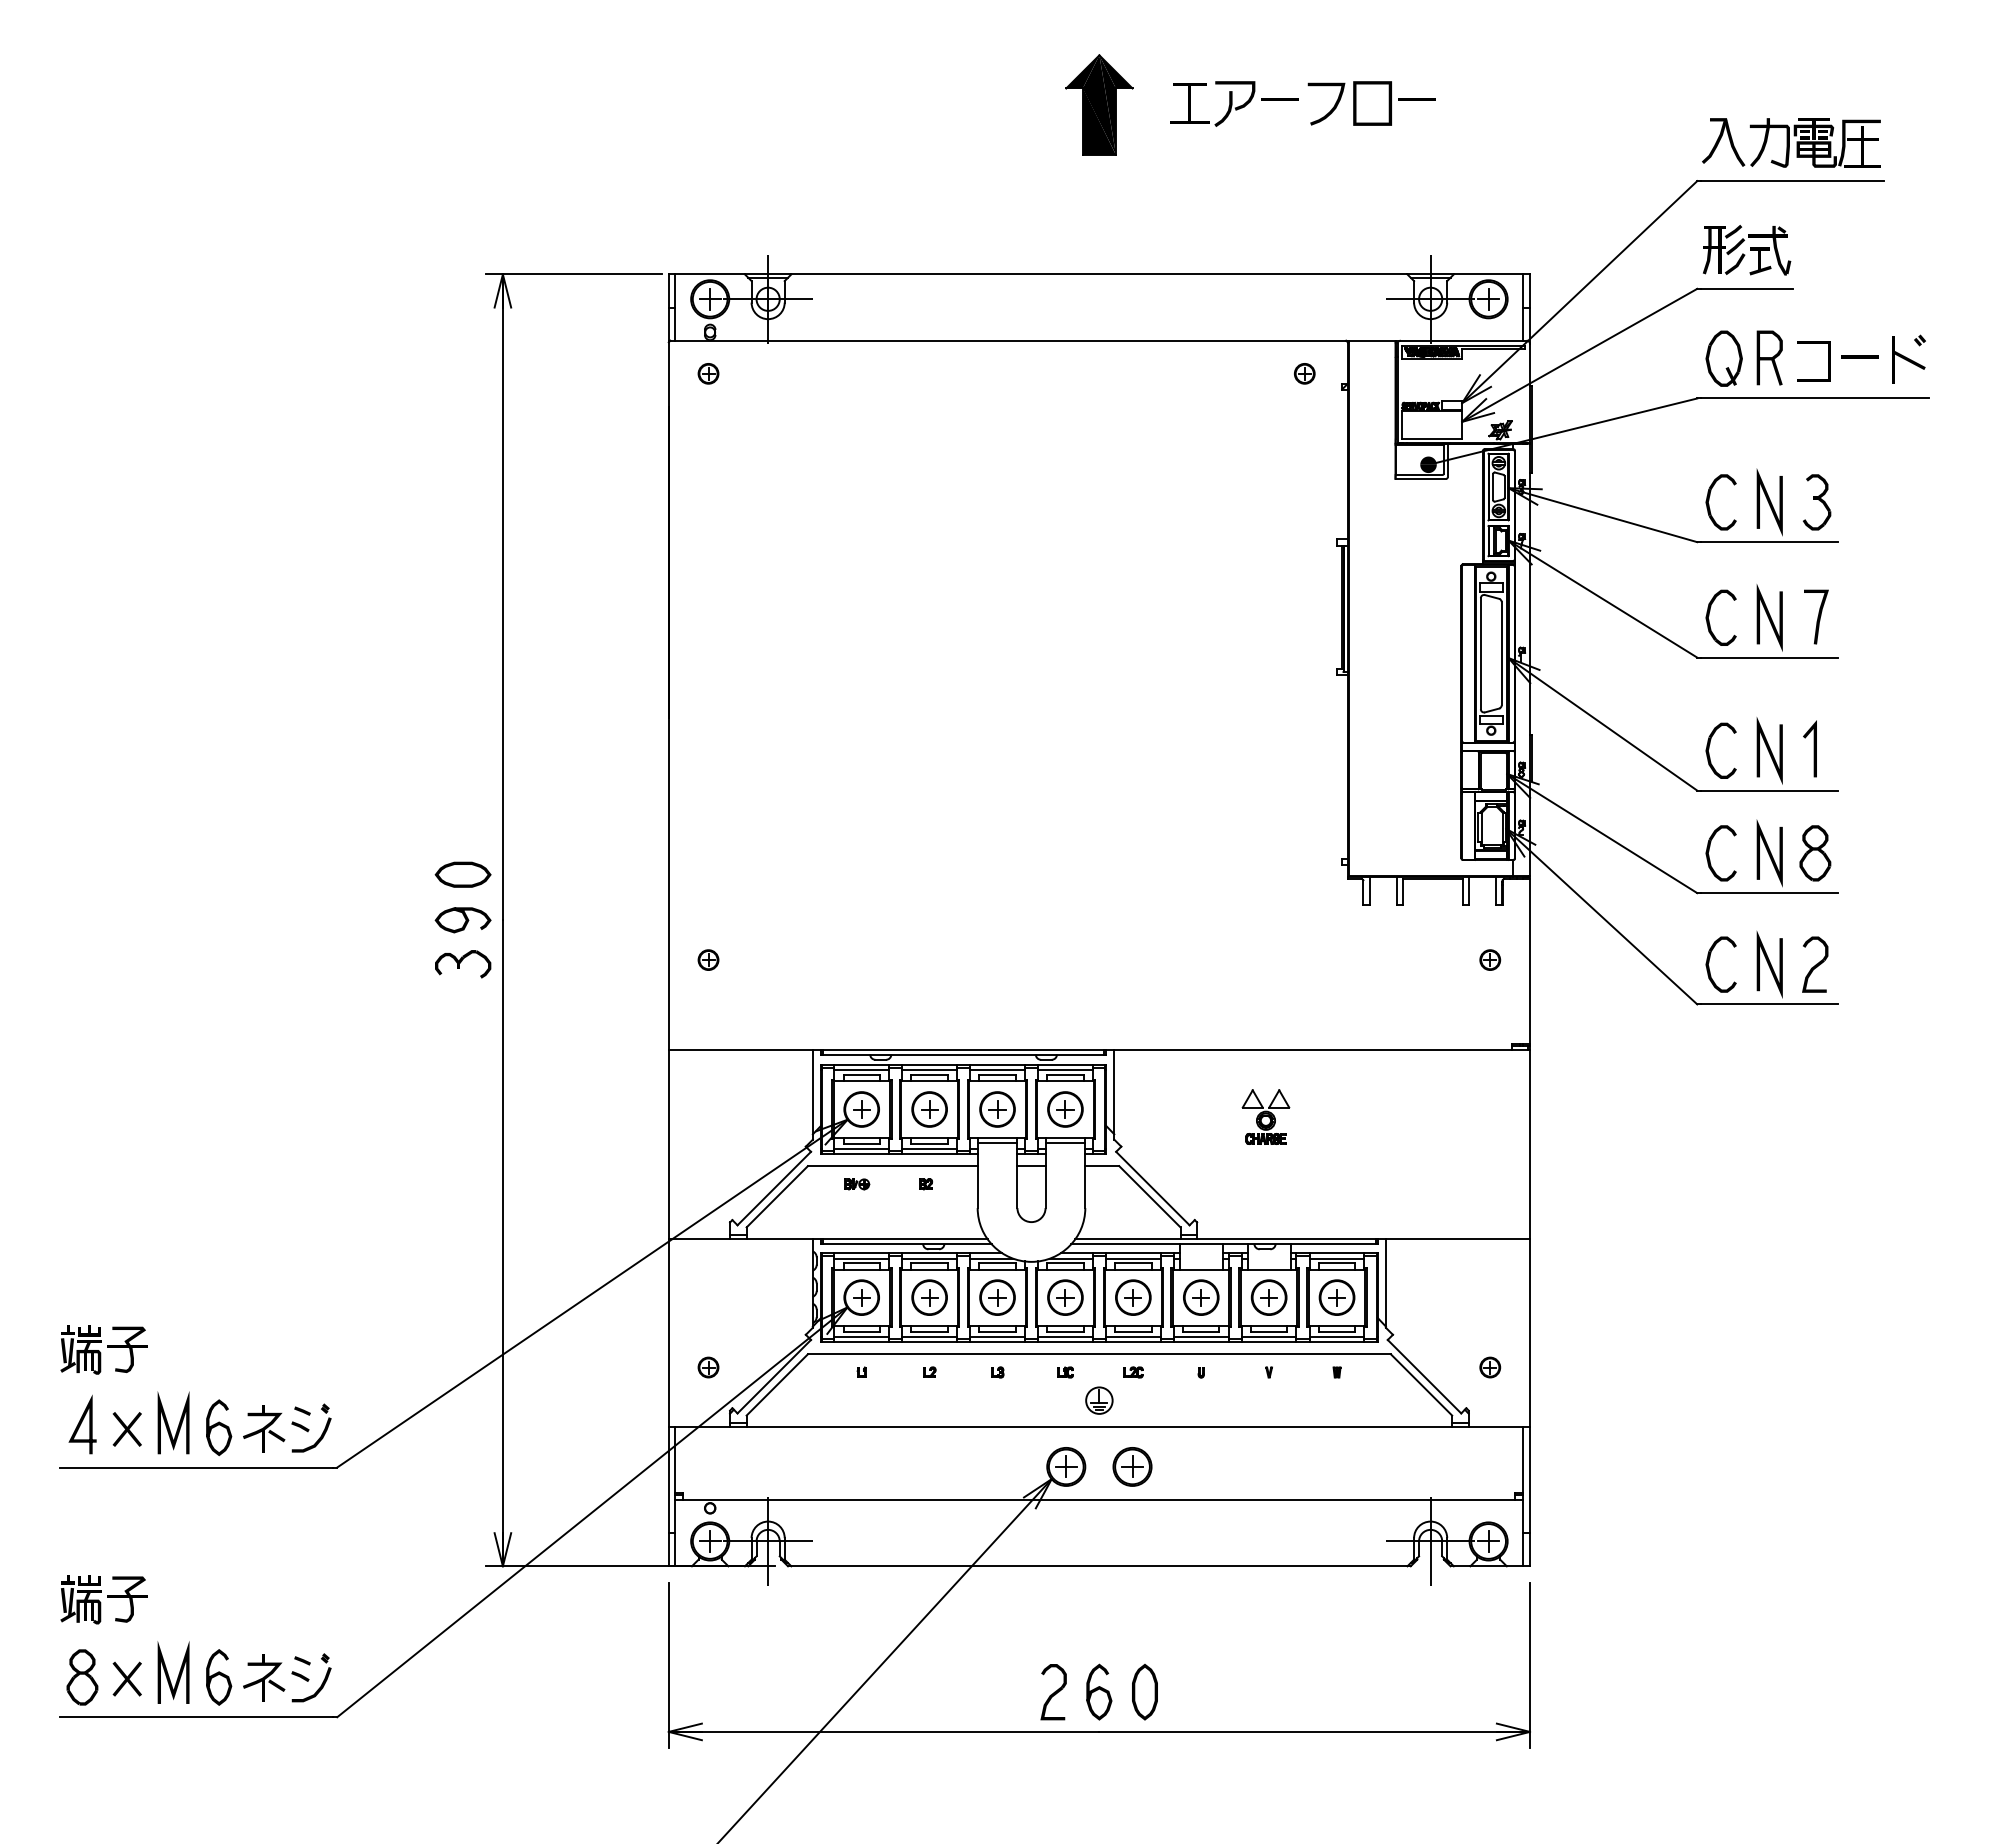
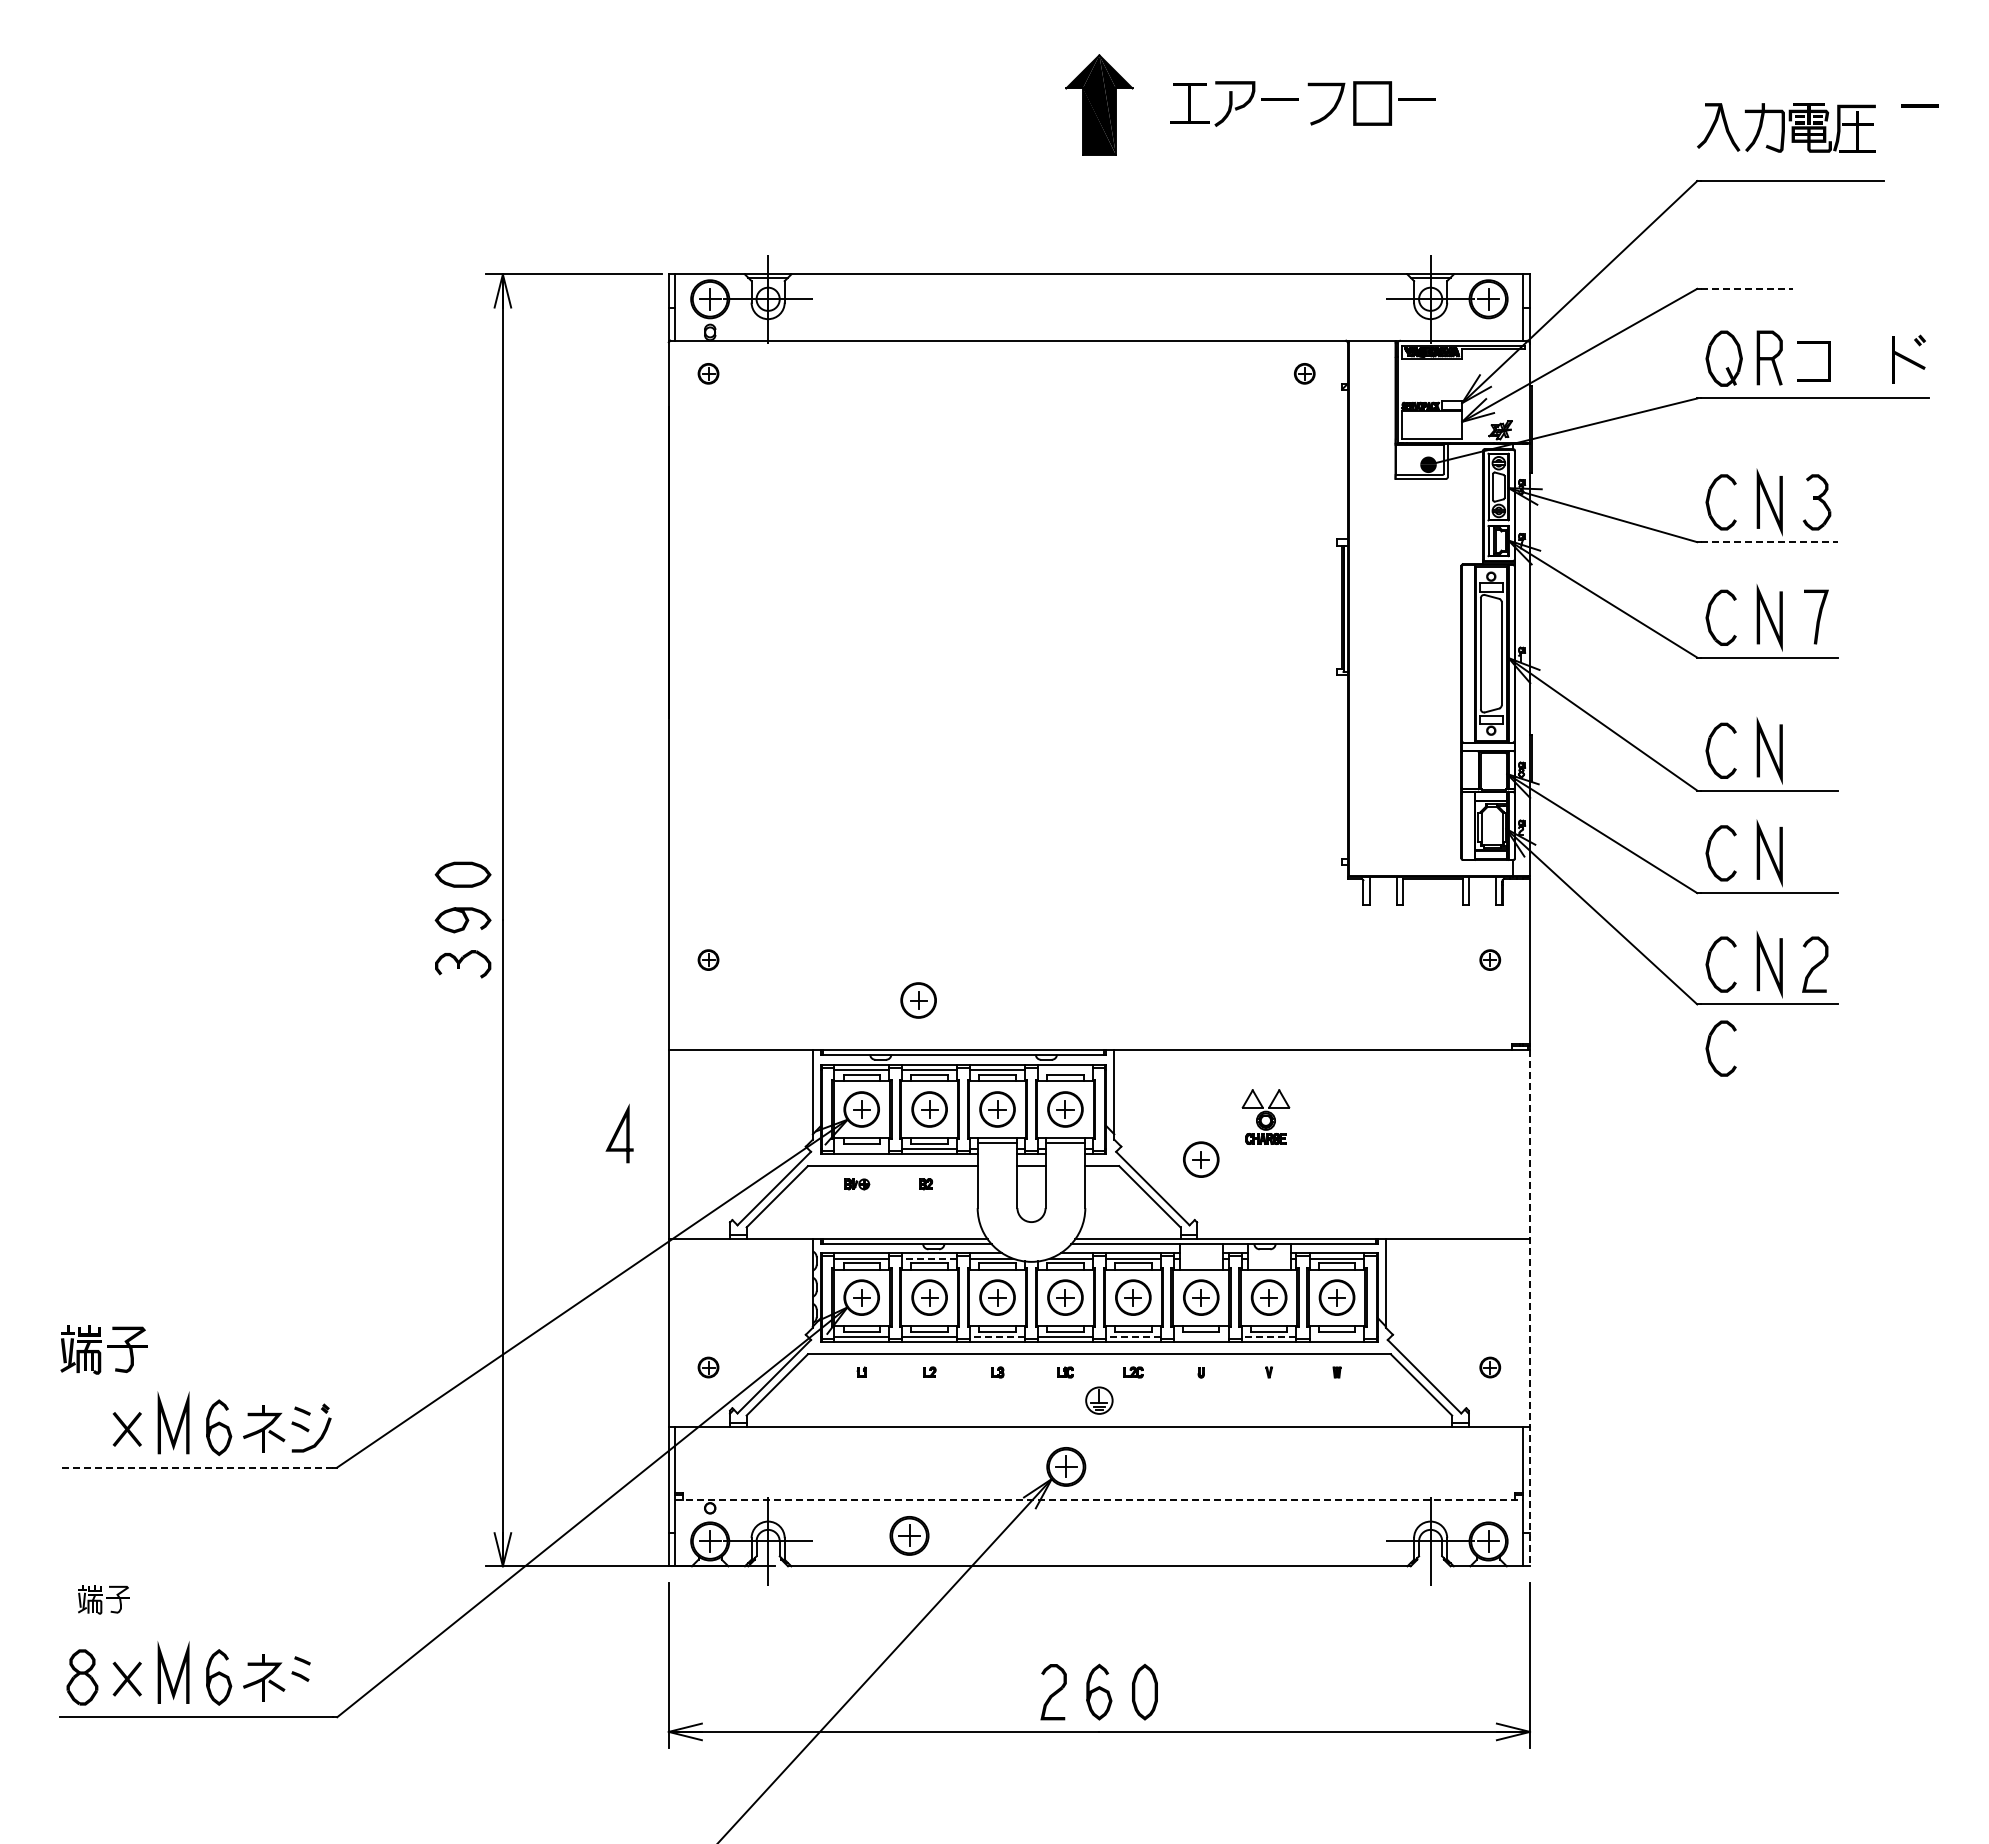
part position: (1791, 142) -> (1786, 127) (1786, 127)
part: present -> none (1747, 250)
line: solid -> dashed (1747, 288)
line position: (1859, 356) -> (1919, 105) (1919, 105)
line: solid -> dashed (1770, 542)
line: present -> none (1813, 748)
part: present -> none (1815, 853)
part: none -> present (918, 1000)
part: none -> present (1709, 1046)
line: present -> none (1065, 1070)
line: present -> none (861, 1148)
part: none -> present (1201, 1159)
line: solid -> dashed (929, 1258)
line: solid -> dashed (1530, 1308)
line: solid -> dashed (997, 1336)
line: solid -> dashed (1132, 1336)
line: present -> none (1200, 1336)
line: solid -> dashed (1268, 1336)
line: present -> none (1336, 1336)
line position: (81, 1424) -> (618, 1133) (618, 1133)
part position: (1132, 1466) -> (909, 1535) (909, 1535)
line: solid -> dashed (196, 1467)
line: solid -> dashed (1099, 1500)
part size: 88x50 px -> 52x30 px (103, 1599)
part: present -> none (320, 1685)
